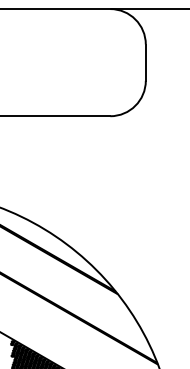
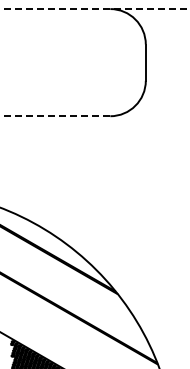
line: solid -> dashed (95, 9)
line: solid -> dashed (55, 116)
